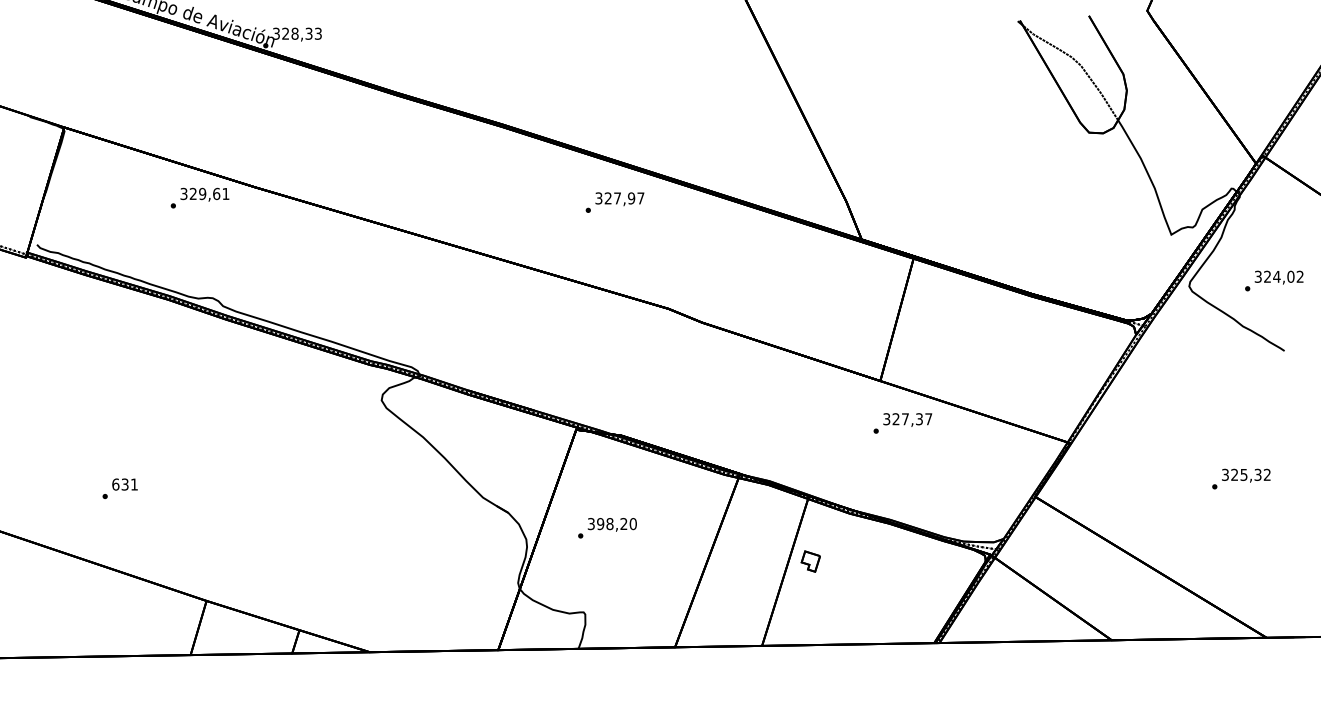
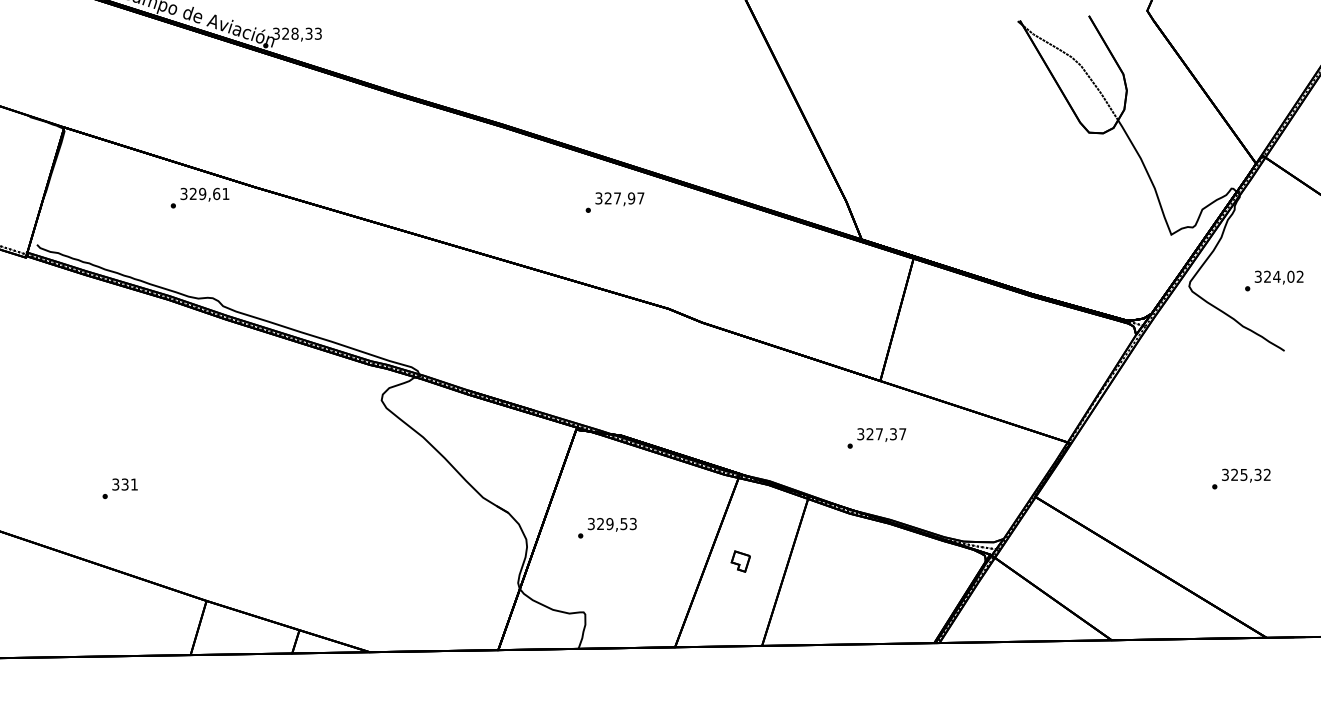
text position: (902, 423) -> (876, 438) (876, 438)
text: 631 -> 331 (115, 484)
text: 398,20 -> 329,53 (616, 524)
part position: (810, 561) -> (740, 561) (740, 561)
